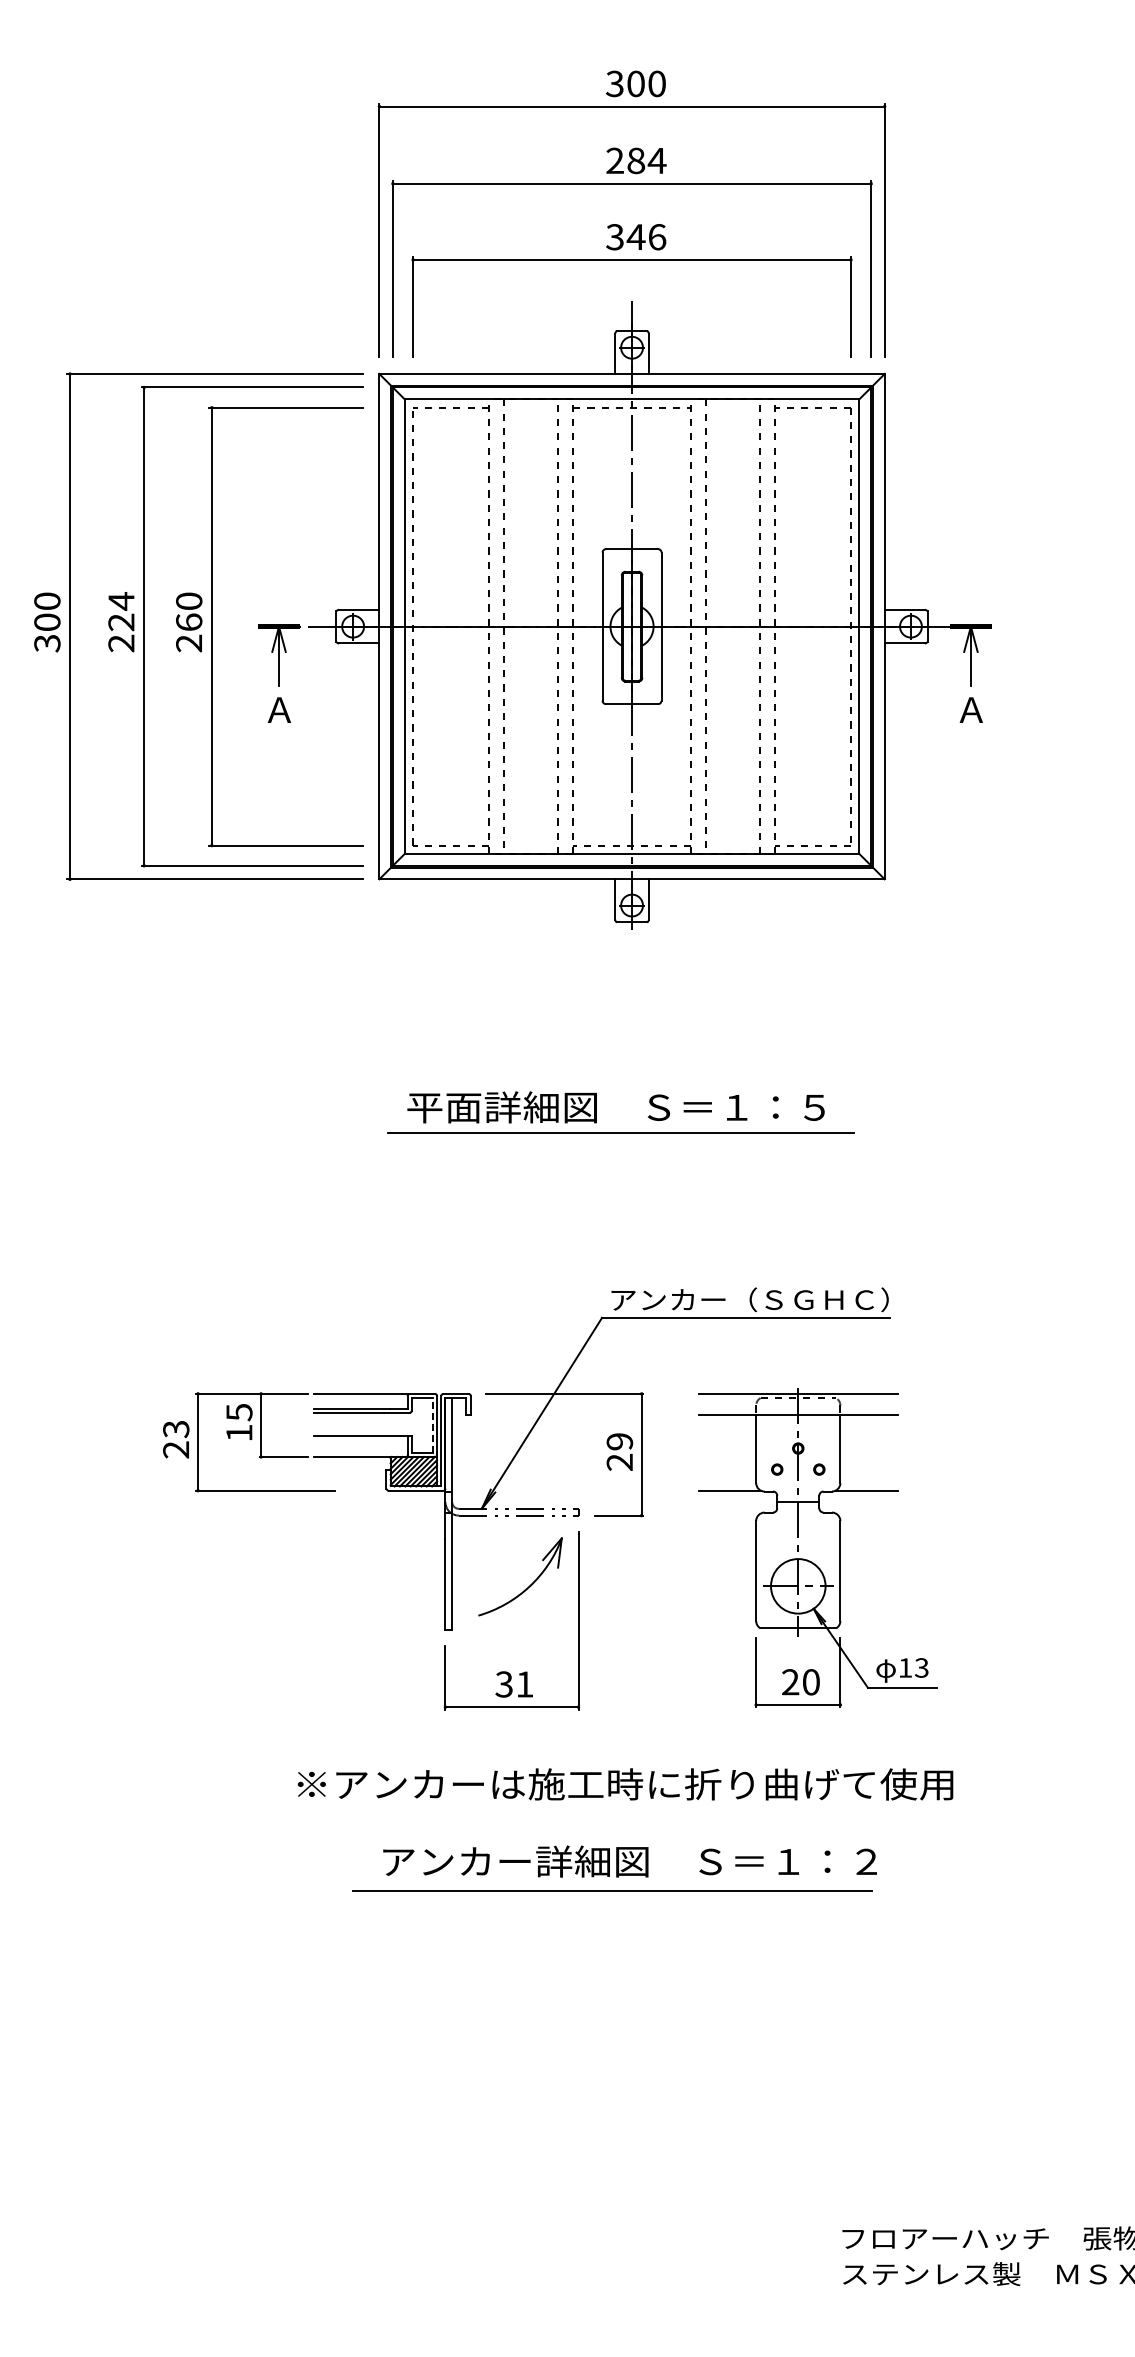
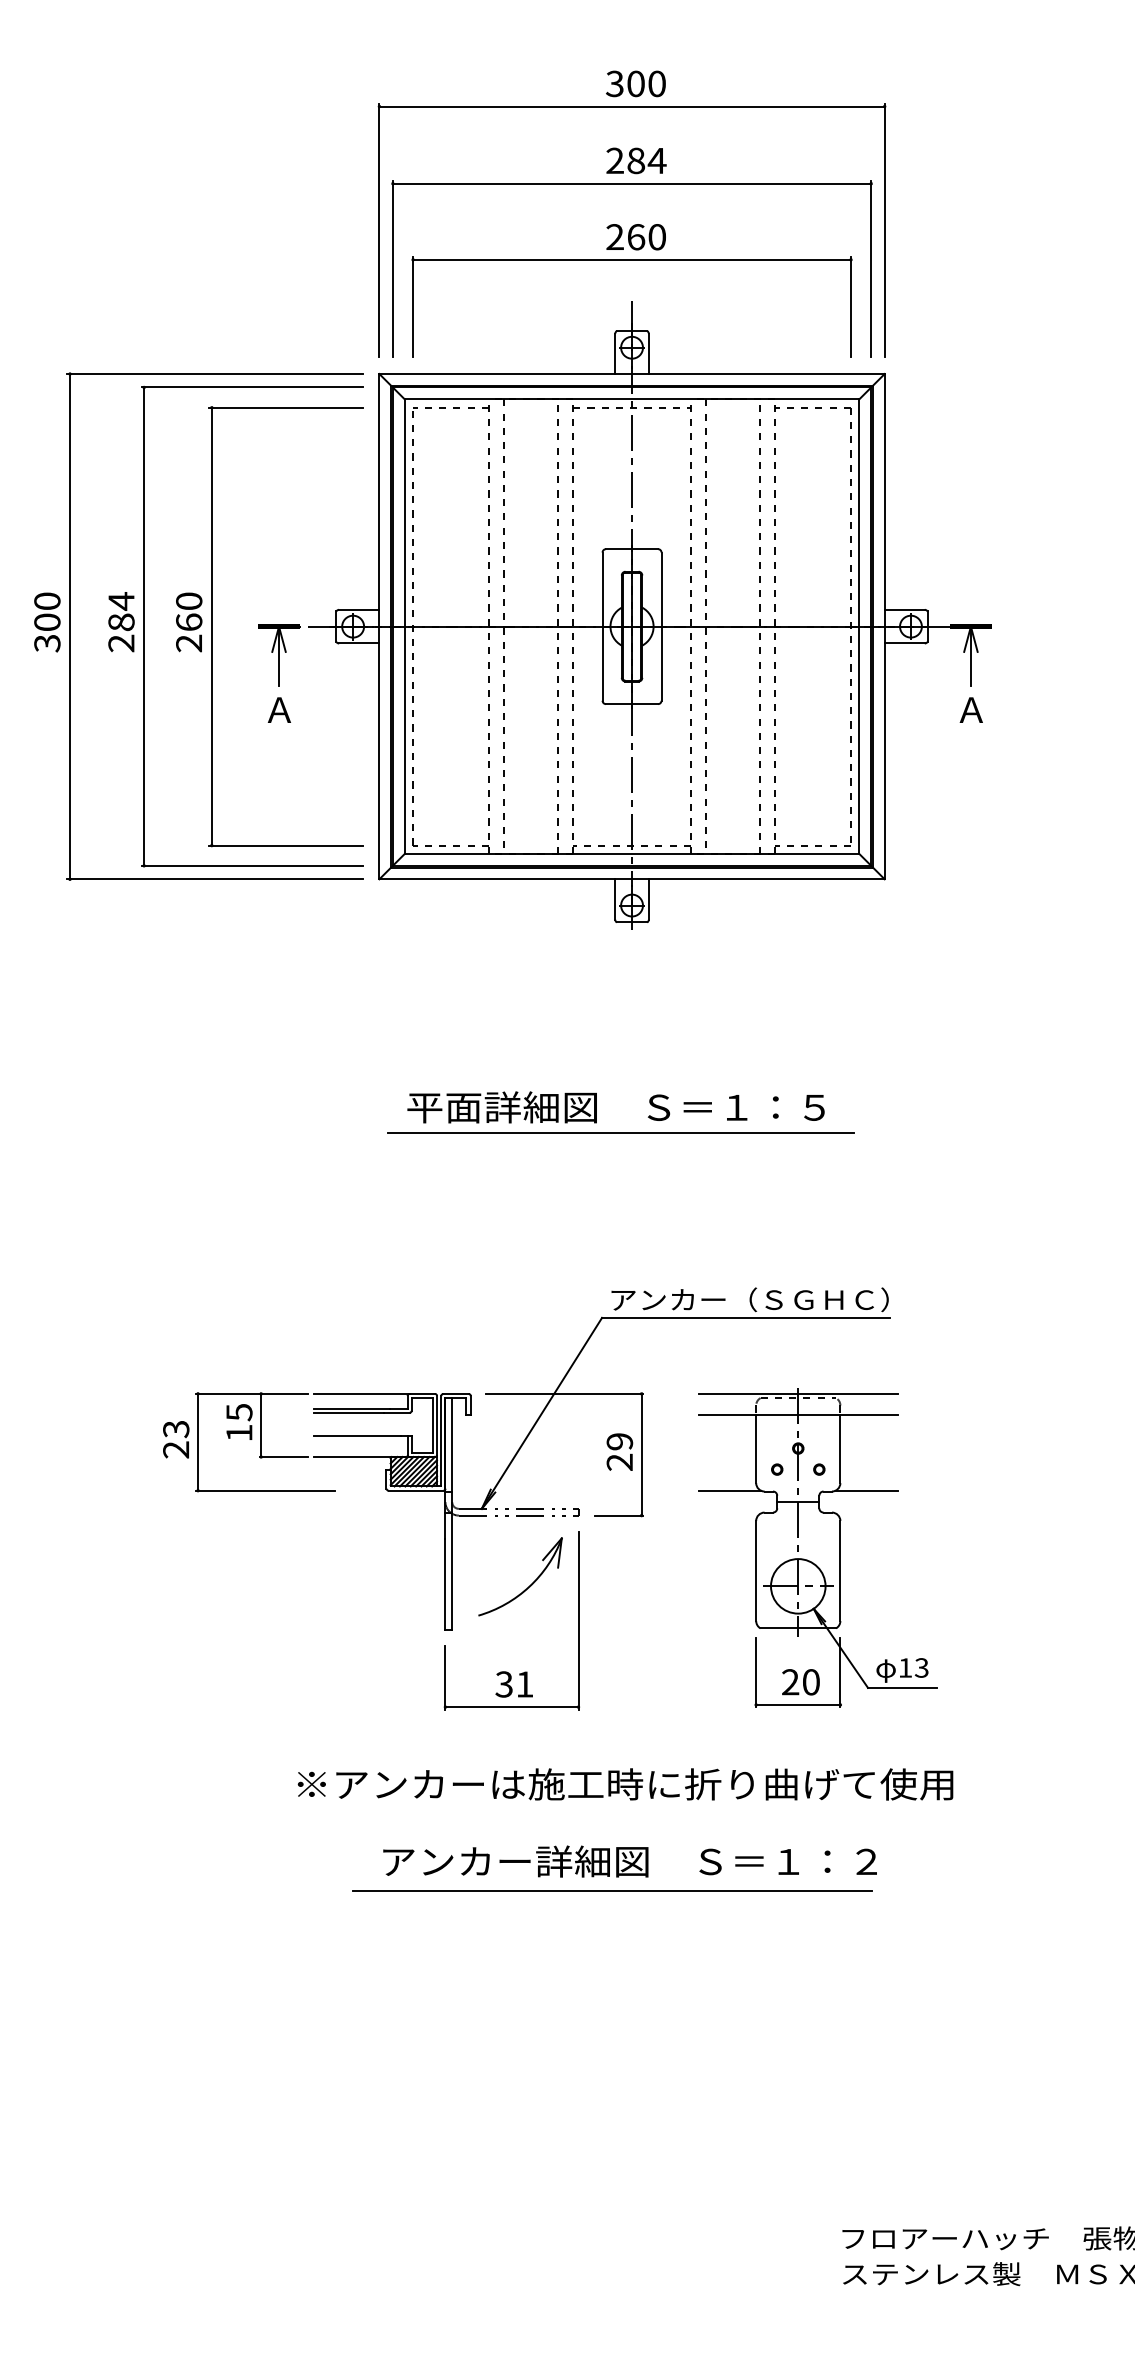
text: 346 -> 260 (636, 237)
text: 224 -> 284 (121, 622)
line: dashed -> solid (432, 1424)
